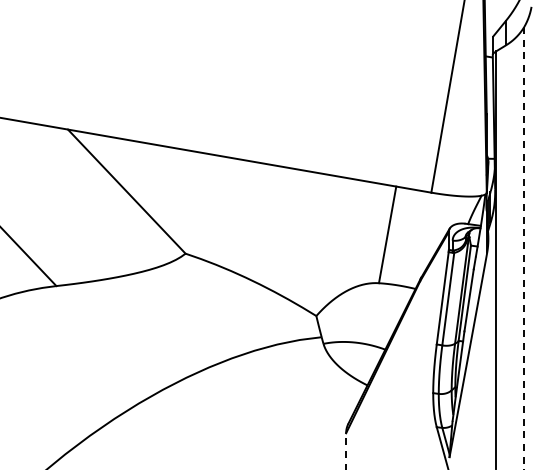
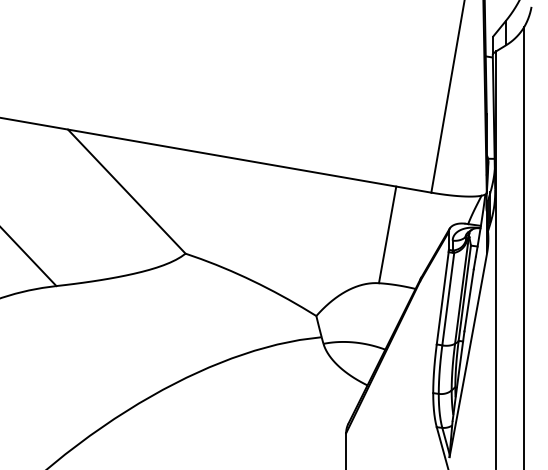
line: dashed -> solid (524, 249)
line: dashed -> solid (346, 451)
